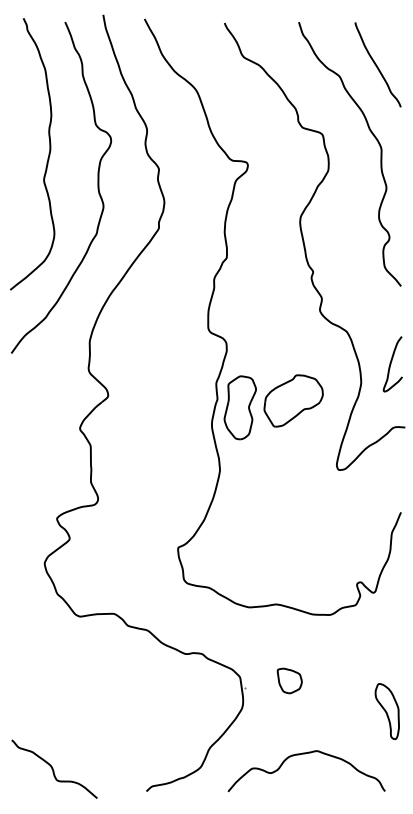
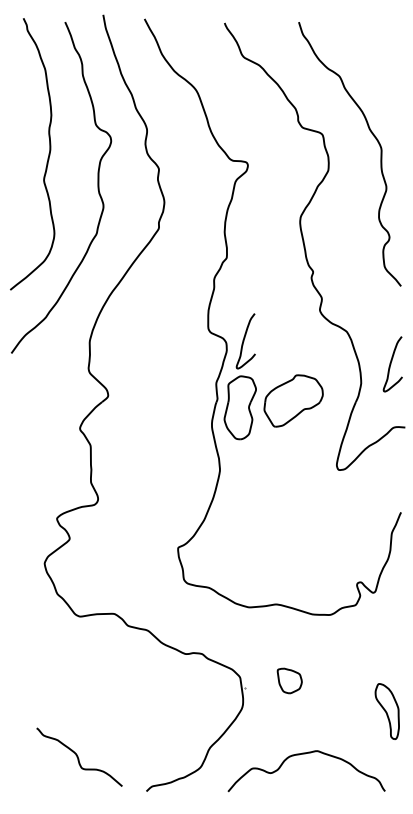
curve: present -> none (376, 64)
curve: none -> present (244, 341)
curve position: (53, 768) -> (78, 756) (78, 756)
